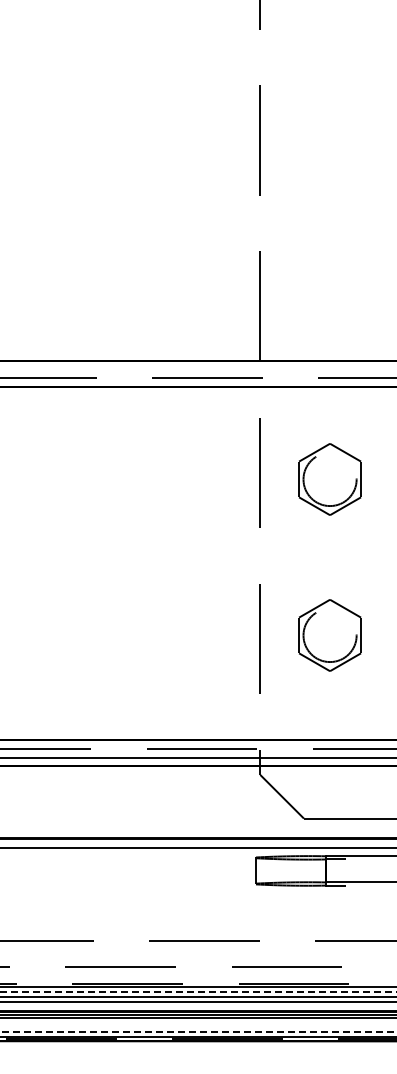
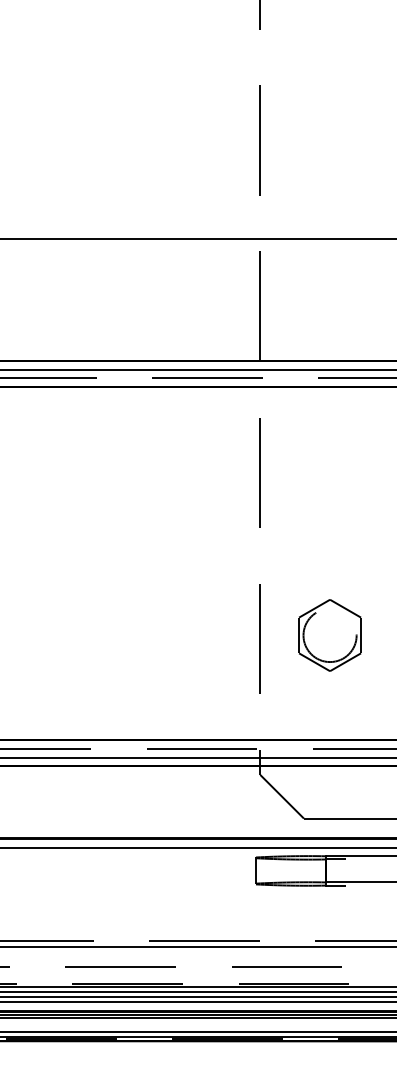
line: none -> present (197, 238)
line: none -> present (197, 369)
part: present -> none (329, 479)
line: none -> present (197, 946)
line: dashed -> solid (198, 992)
line: dashed -> solid (198, 1032)
